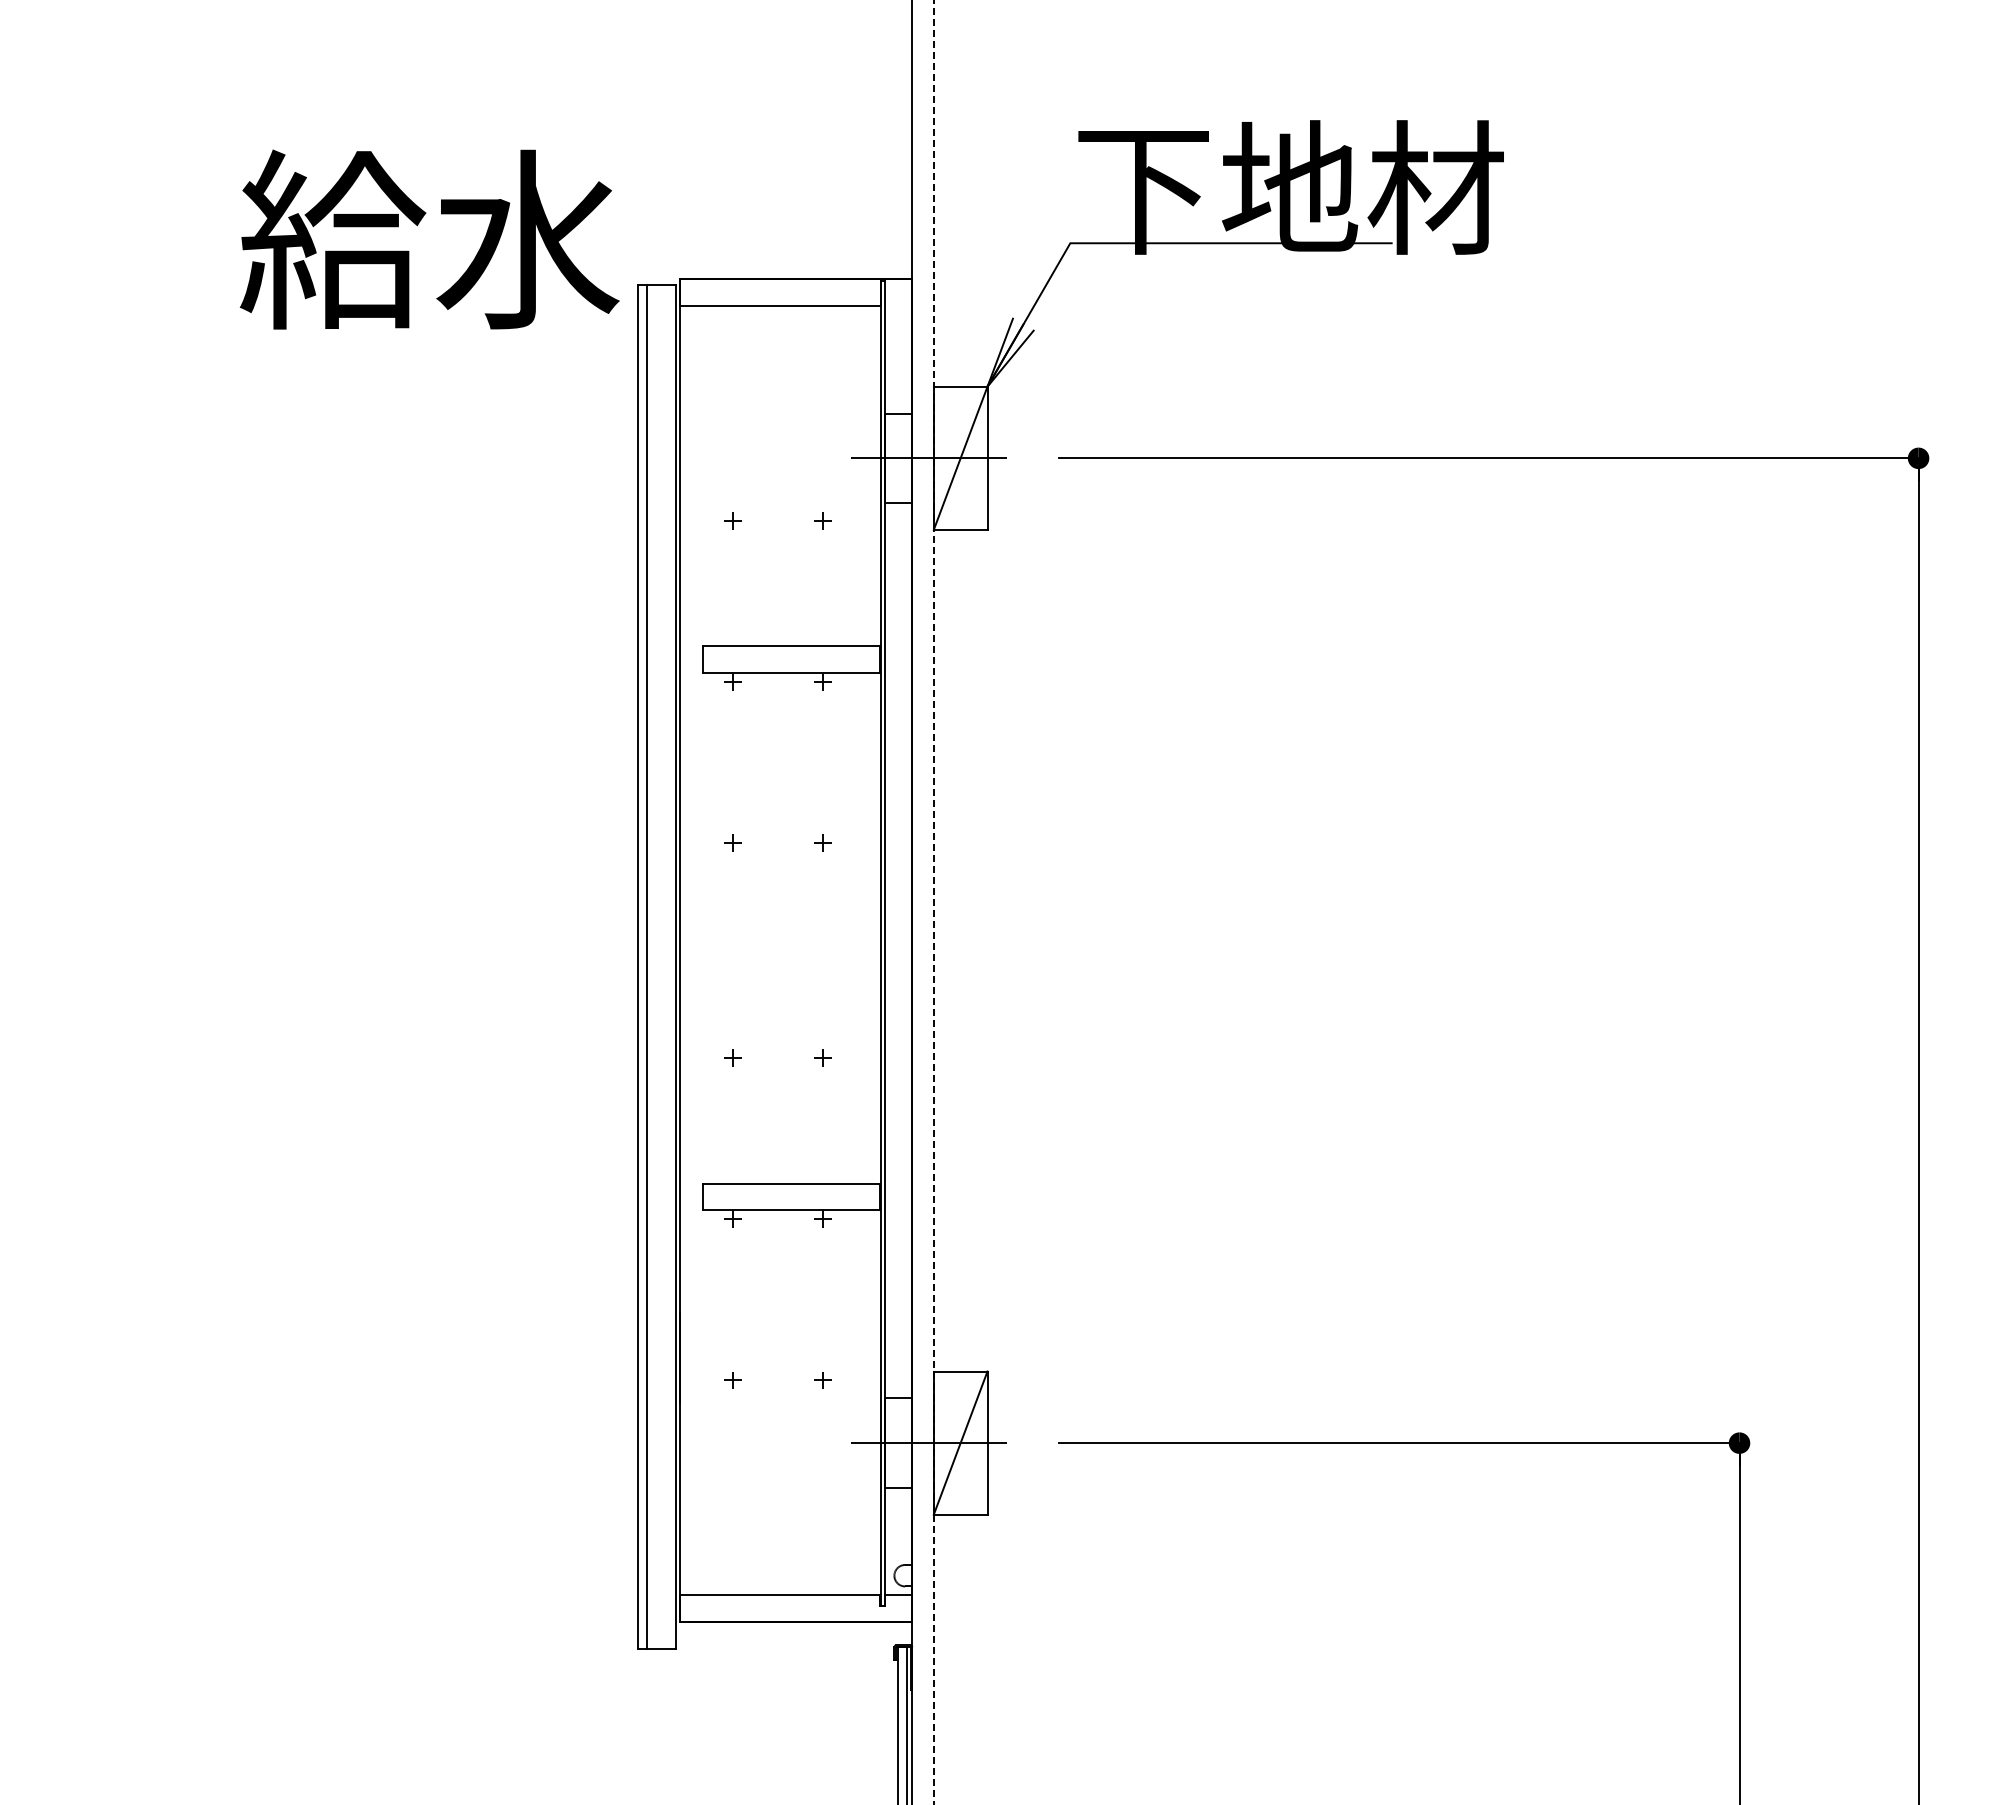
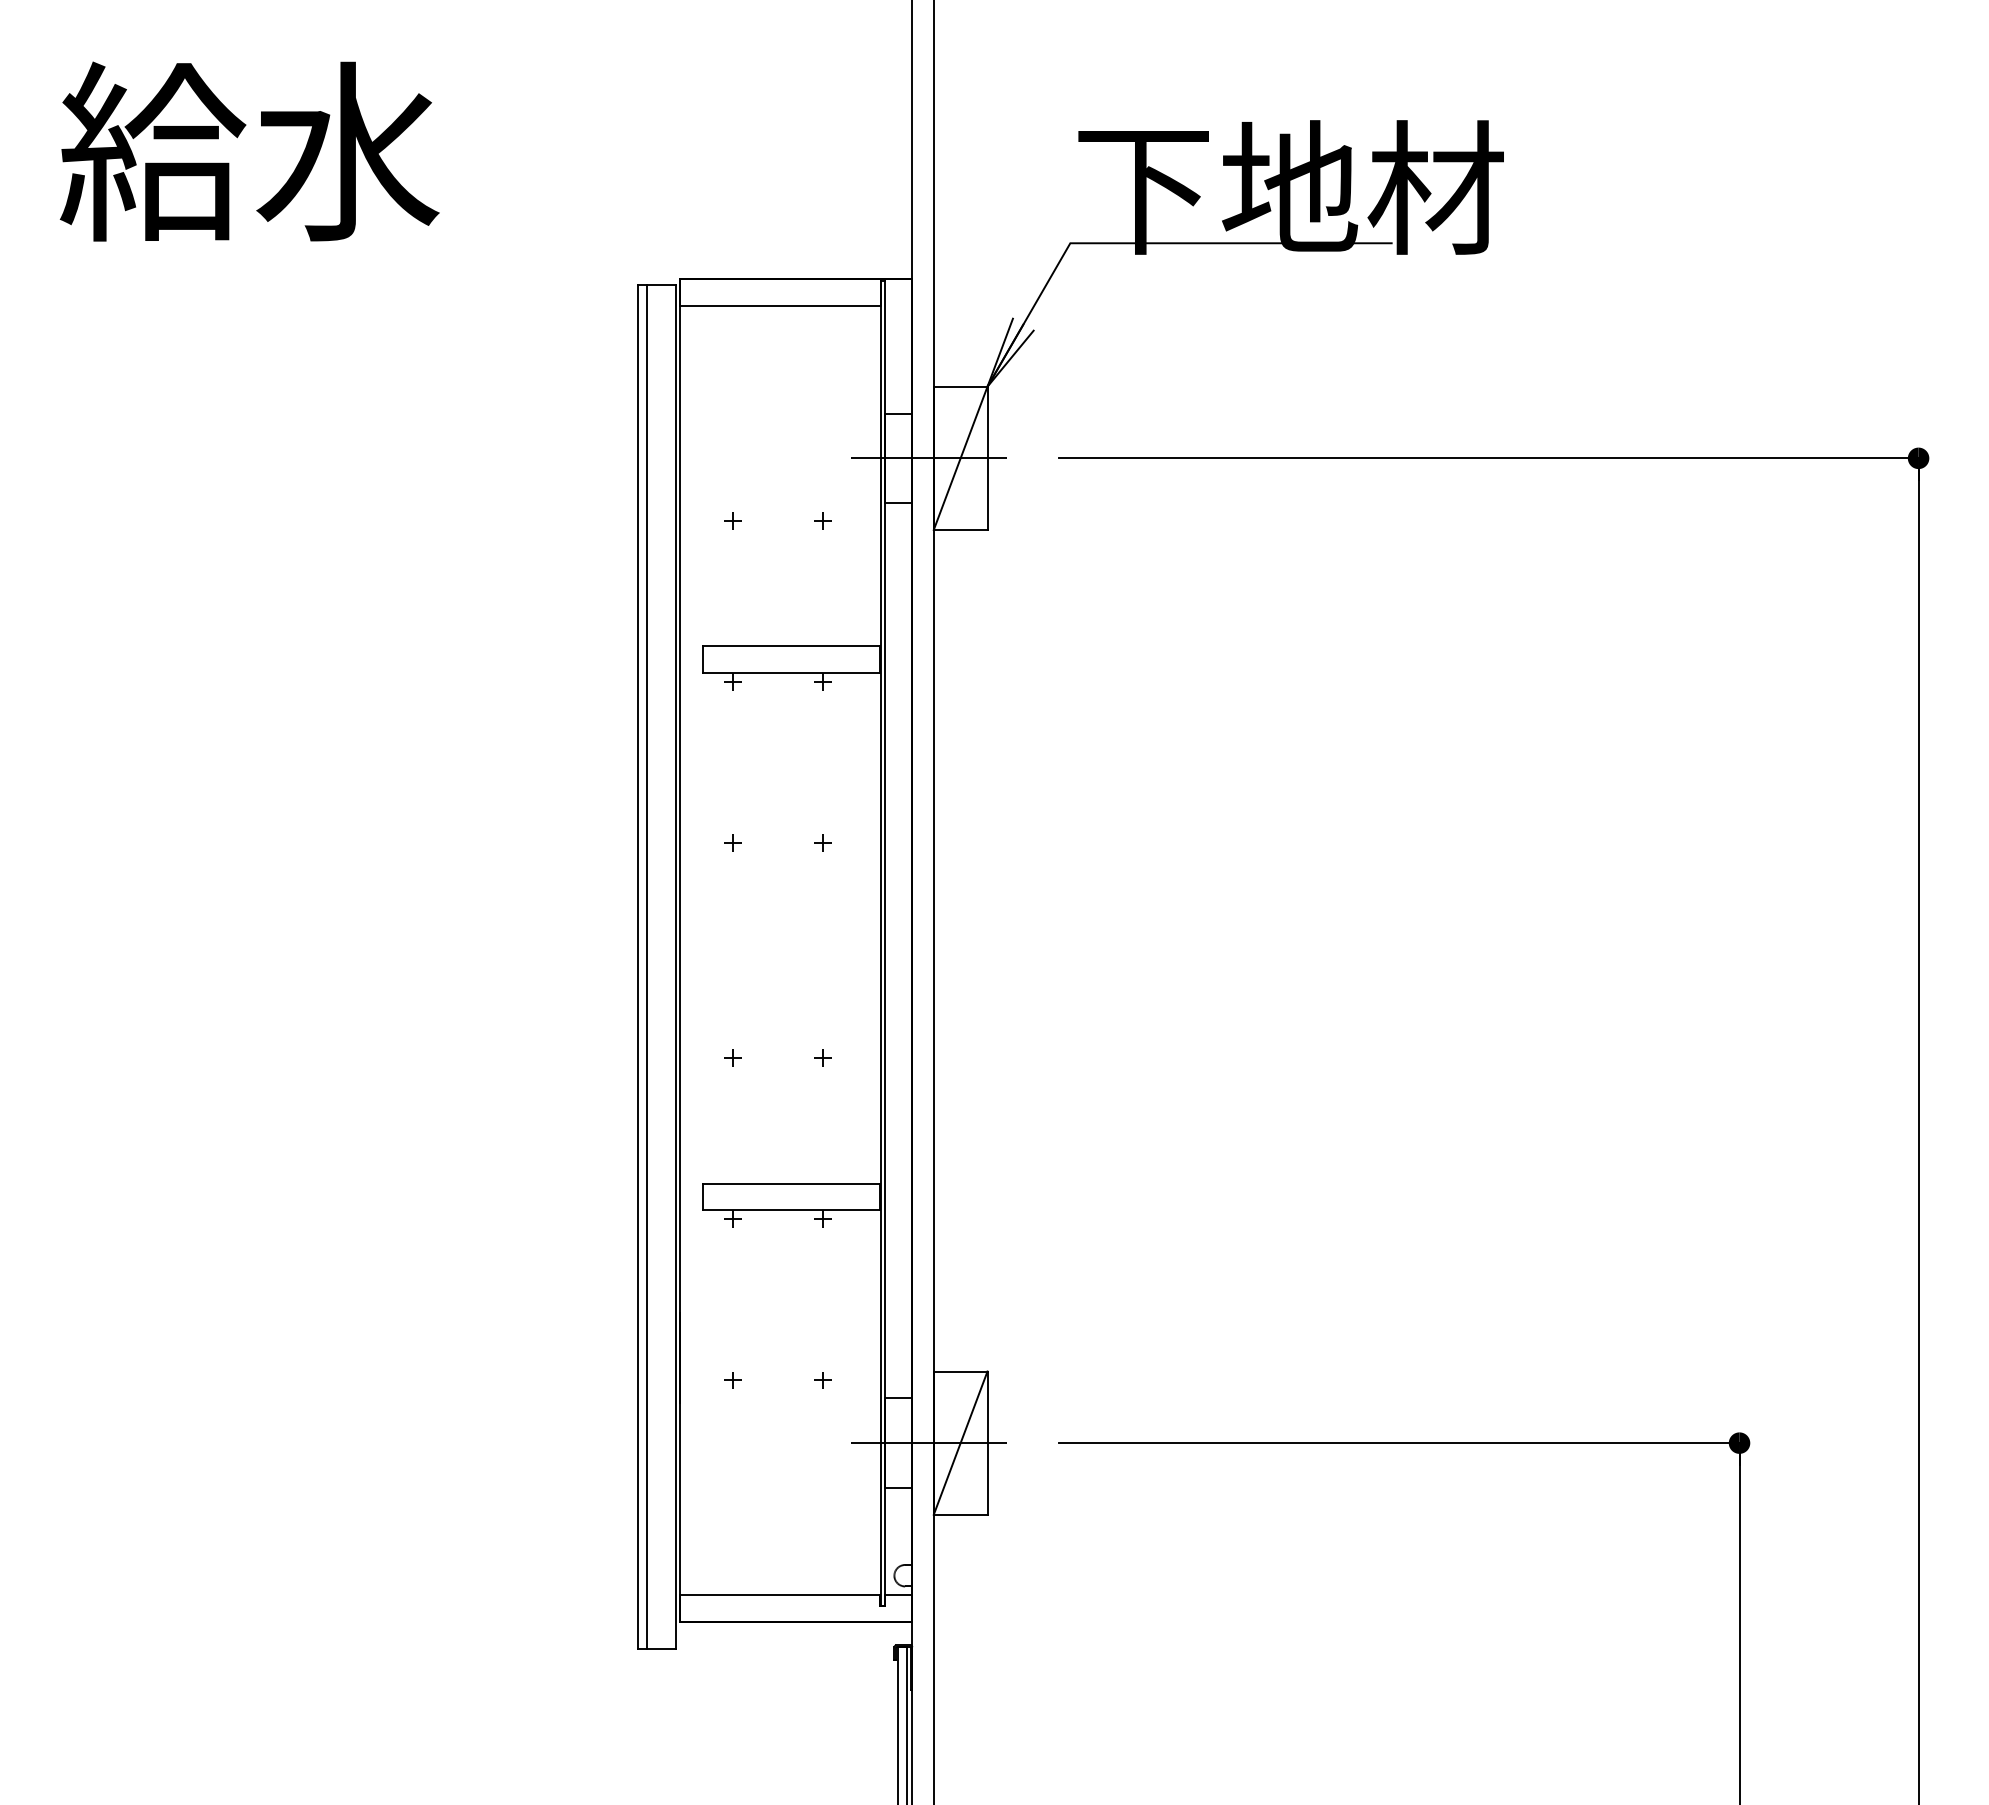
text position: (429, 239) -> (249, 151) (249, 151)
line: dashed -> solid (933, 902)
